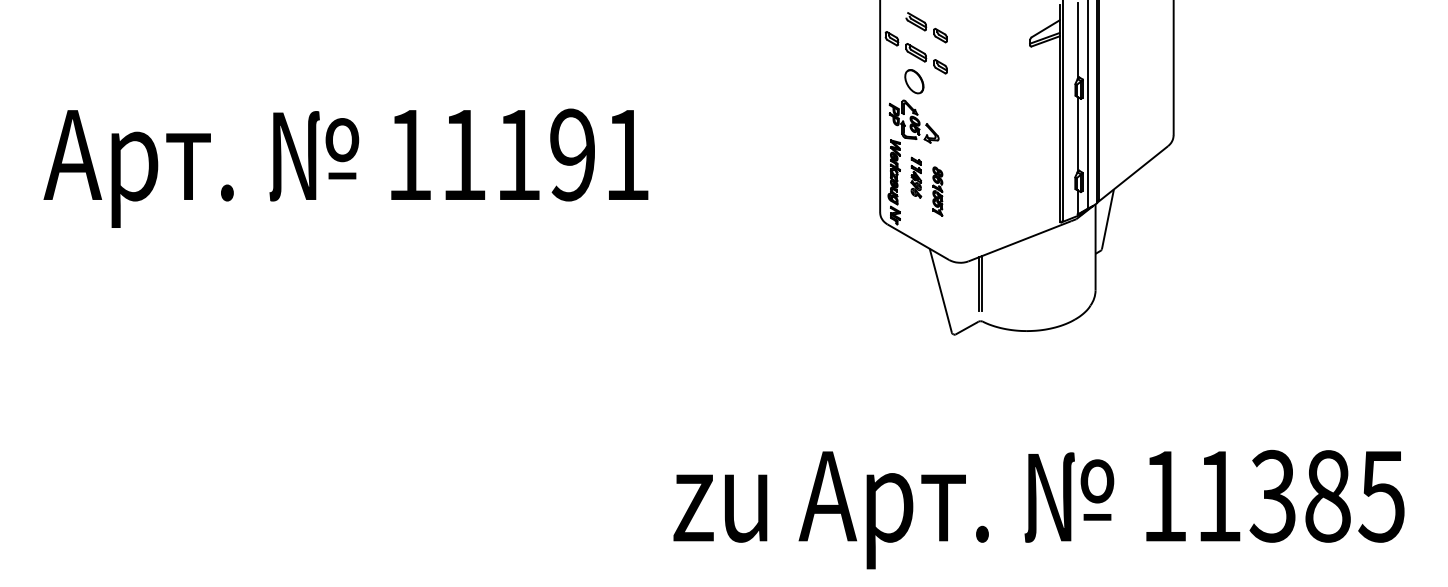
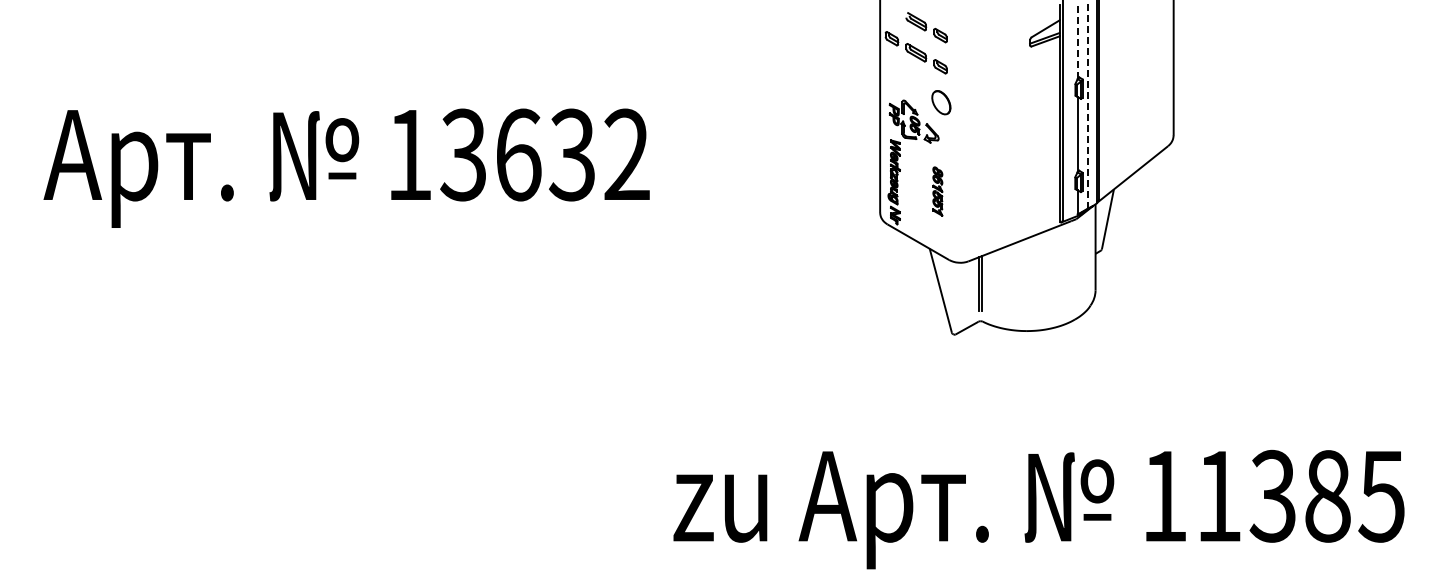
line: solid -> dashed (1077, 41)
part position: (914, 81) -> (941, 102) (941, 102)
line: solid -> dashed (1088, 104)
text: 11191 -> 13632 (544, 154)
part: present -> none (916, 177)
